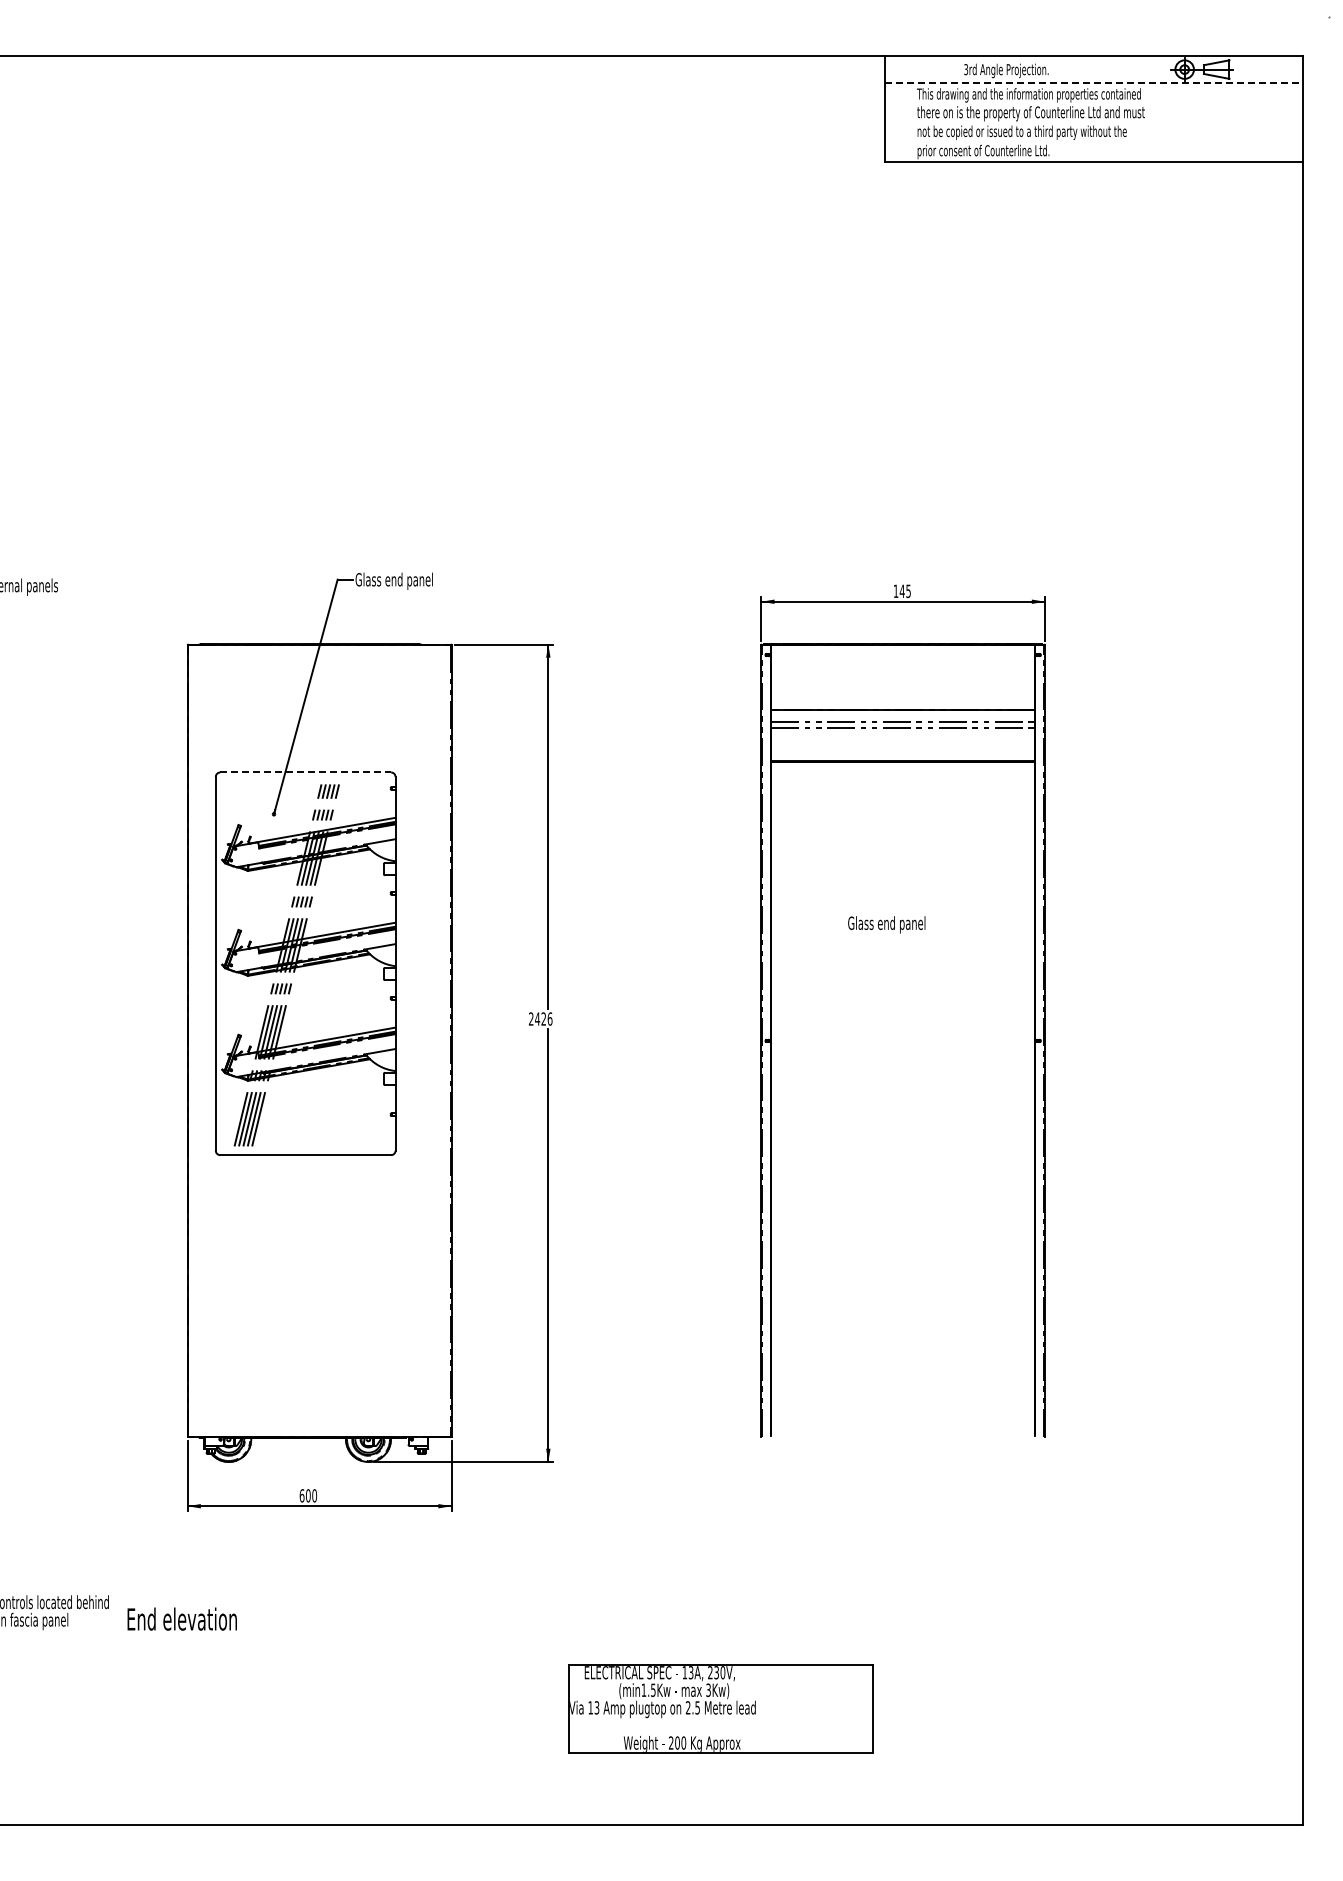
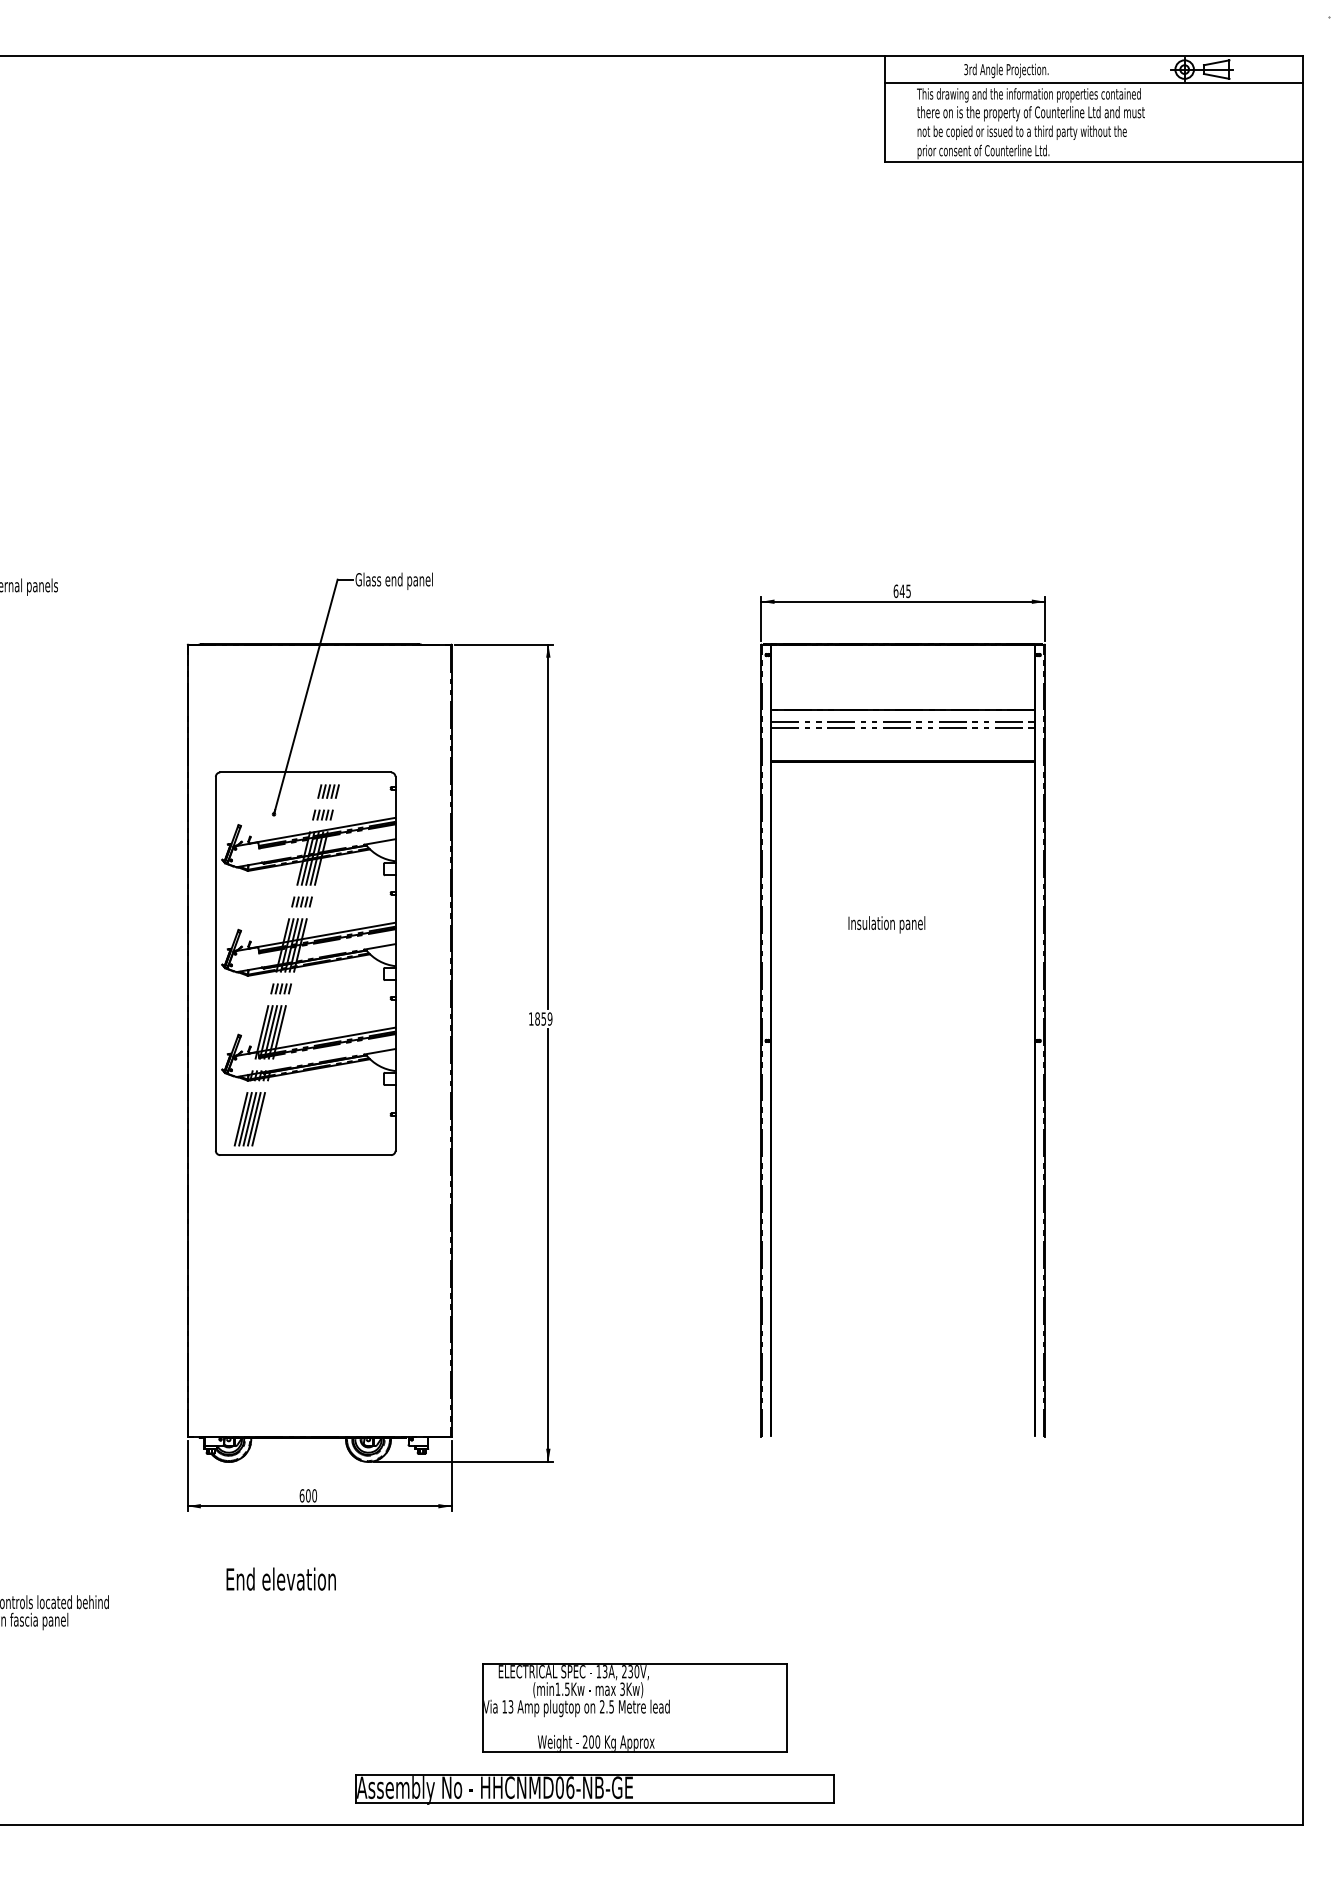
line: dashed -> solid (1093, 82)
text: 145 -> 645 (895, 591)
line: dashed -> solid (306, 772)
text: Glass end panel -> Insulation panel (886, 924)
text: 2426 -> 1859 (540, 1018)
text position: (181, 1618) -> (280, 1578) (280, 1578)
part position: (720, 1708) -> (634, 1707) (634, 1707)
part: none -> present (594, 1789)
